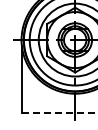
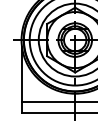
line: none -> present (57, 101)
line: dashed -> solid (59, 112)
